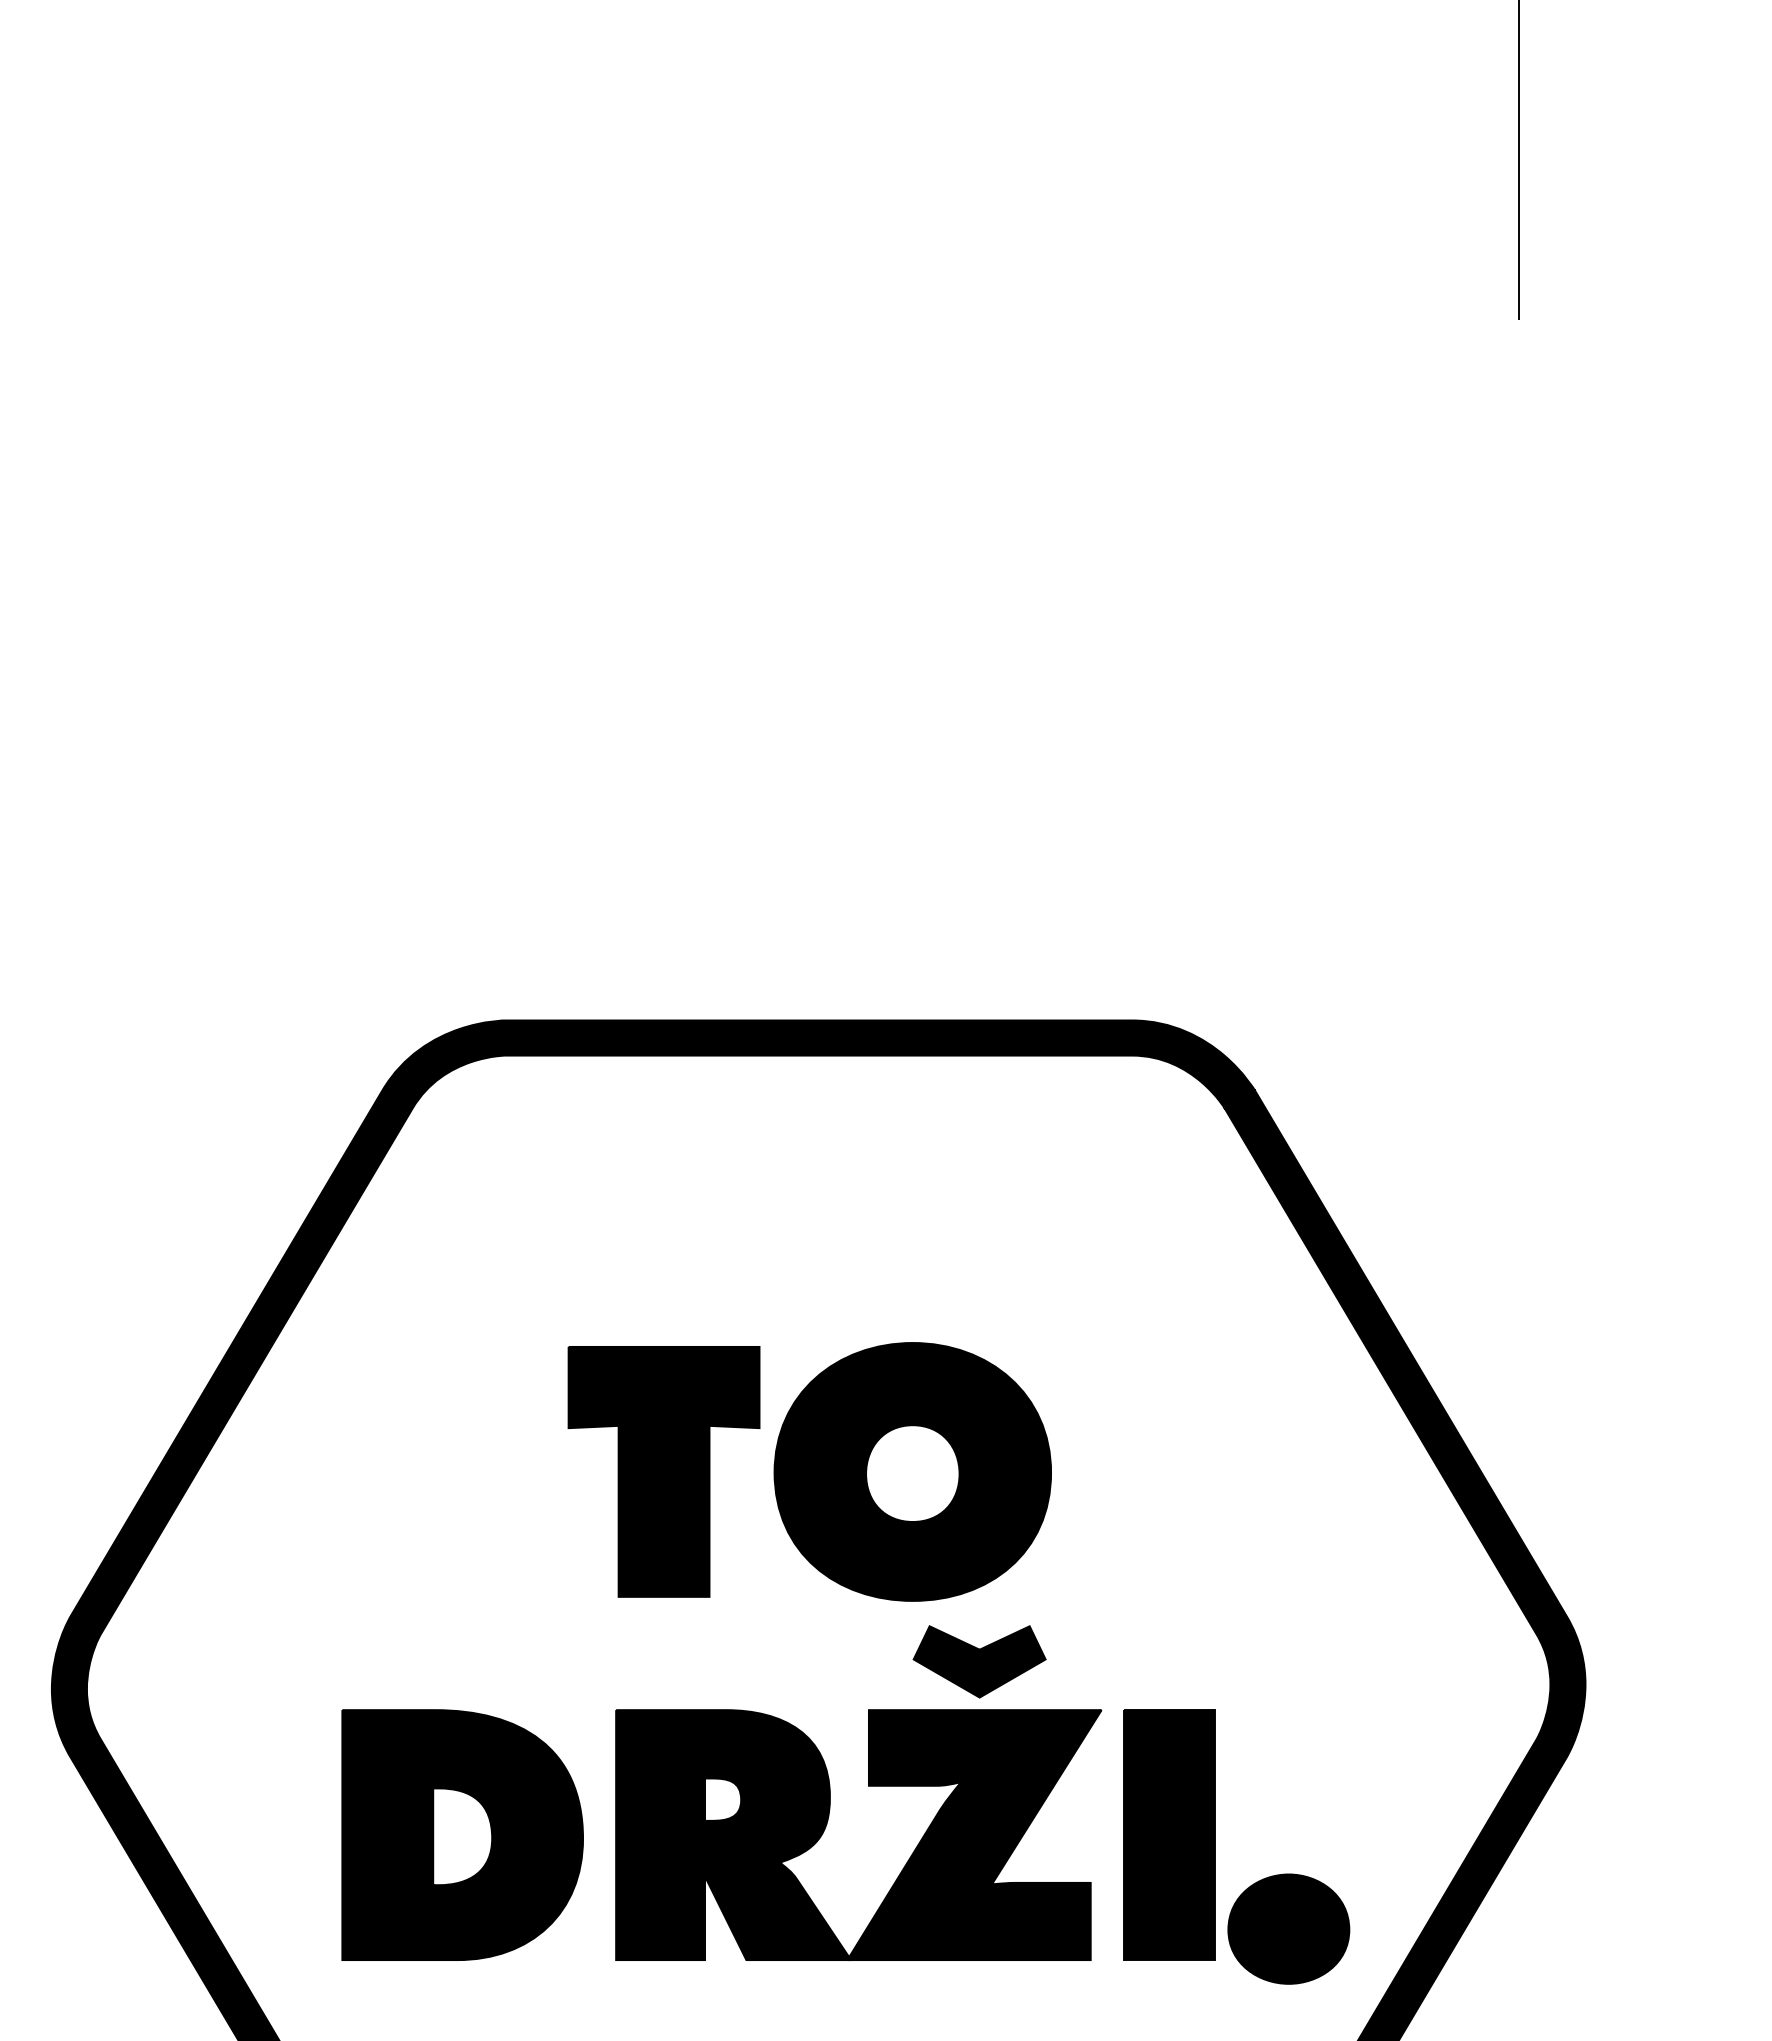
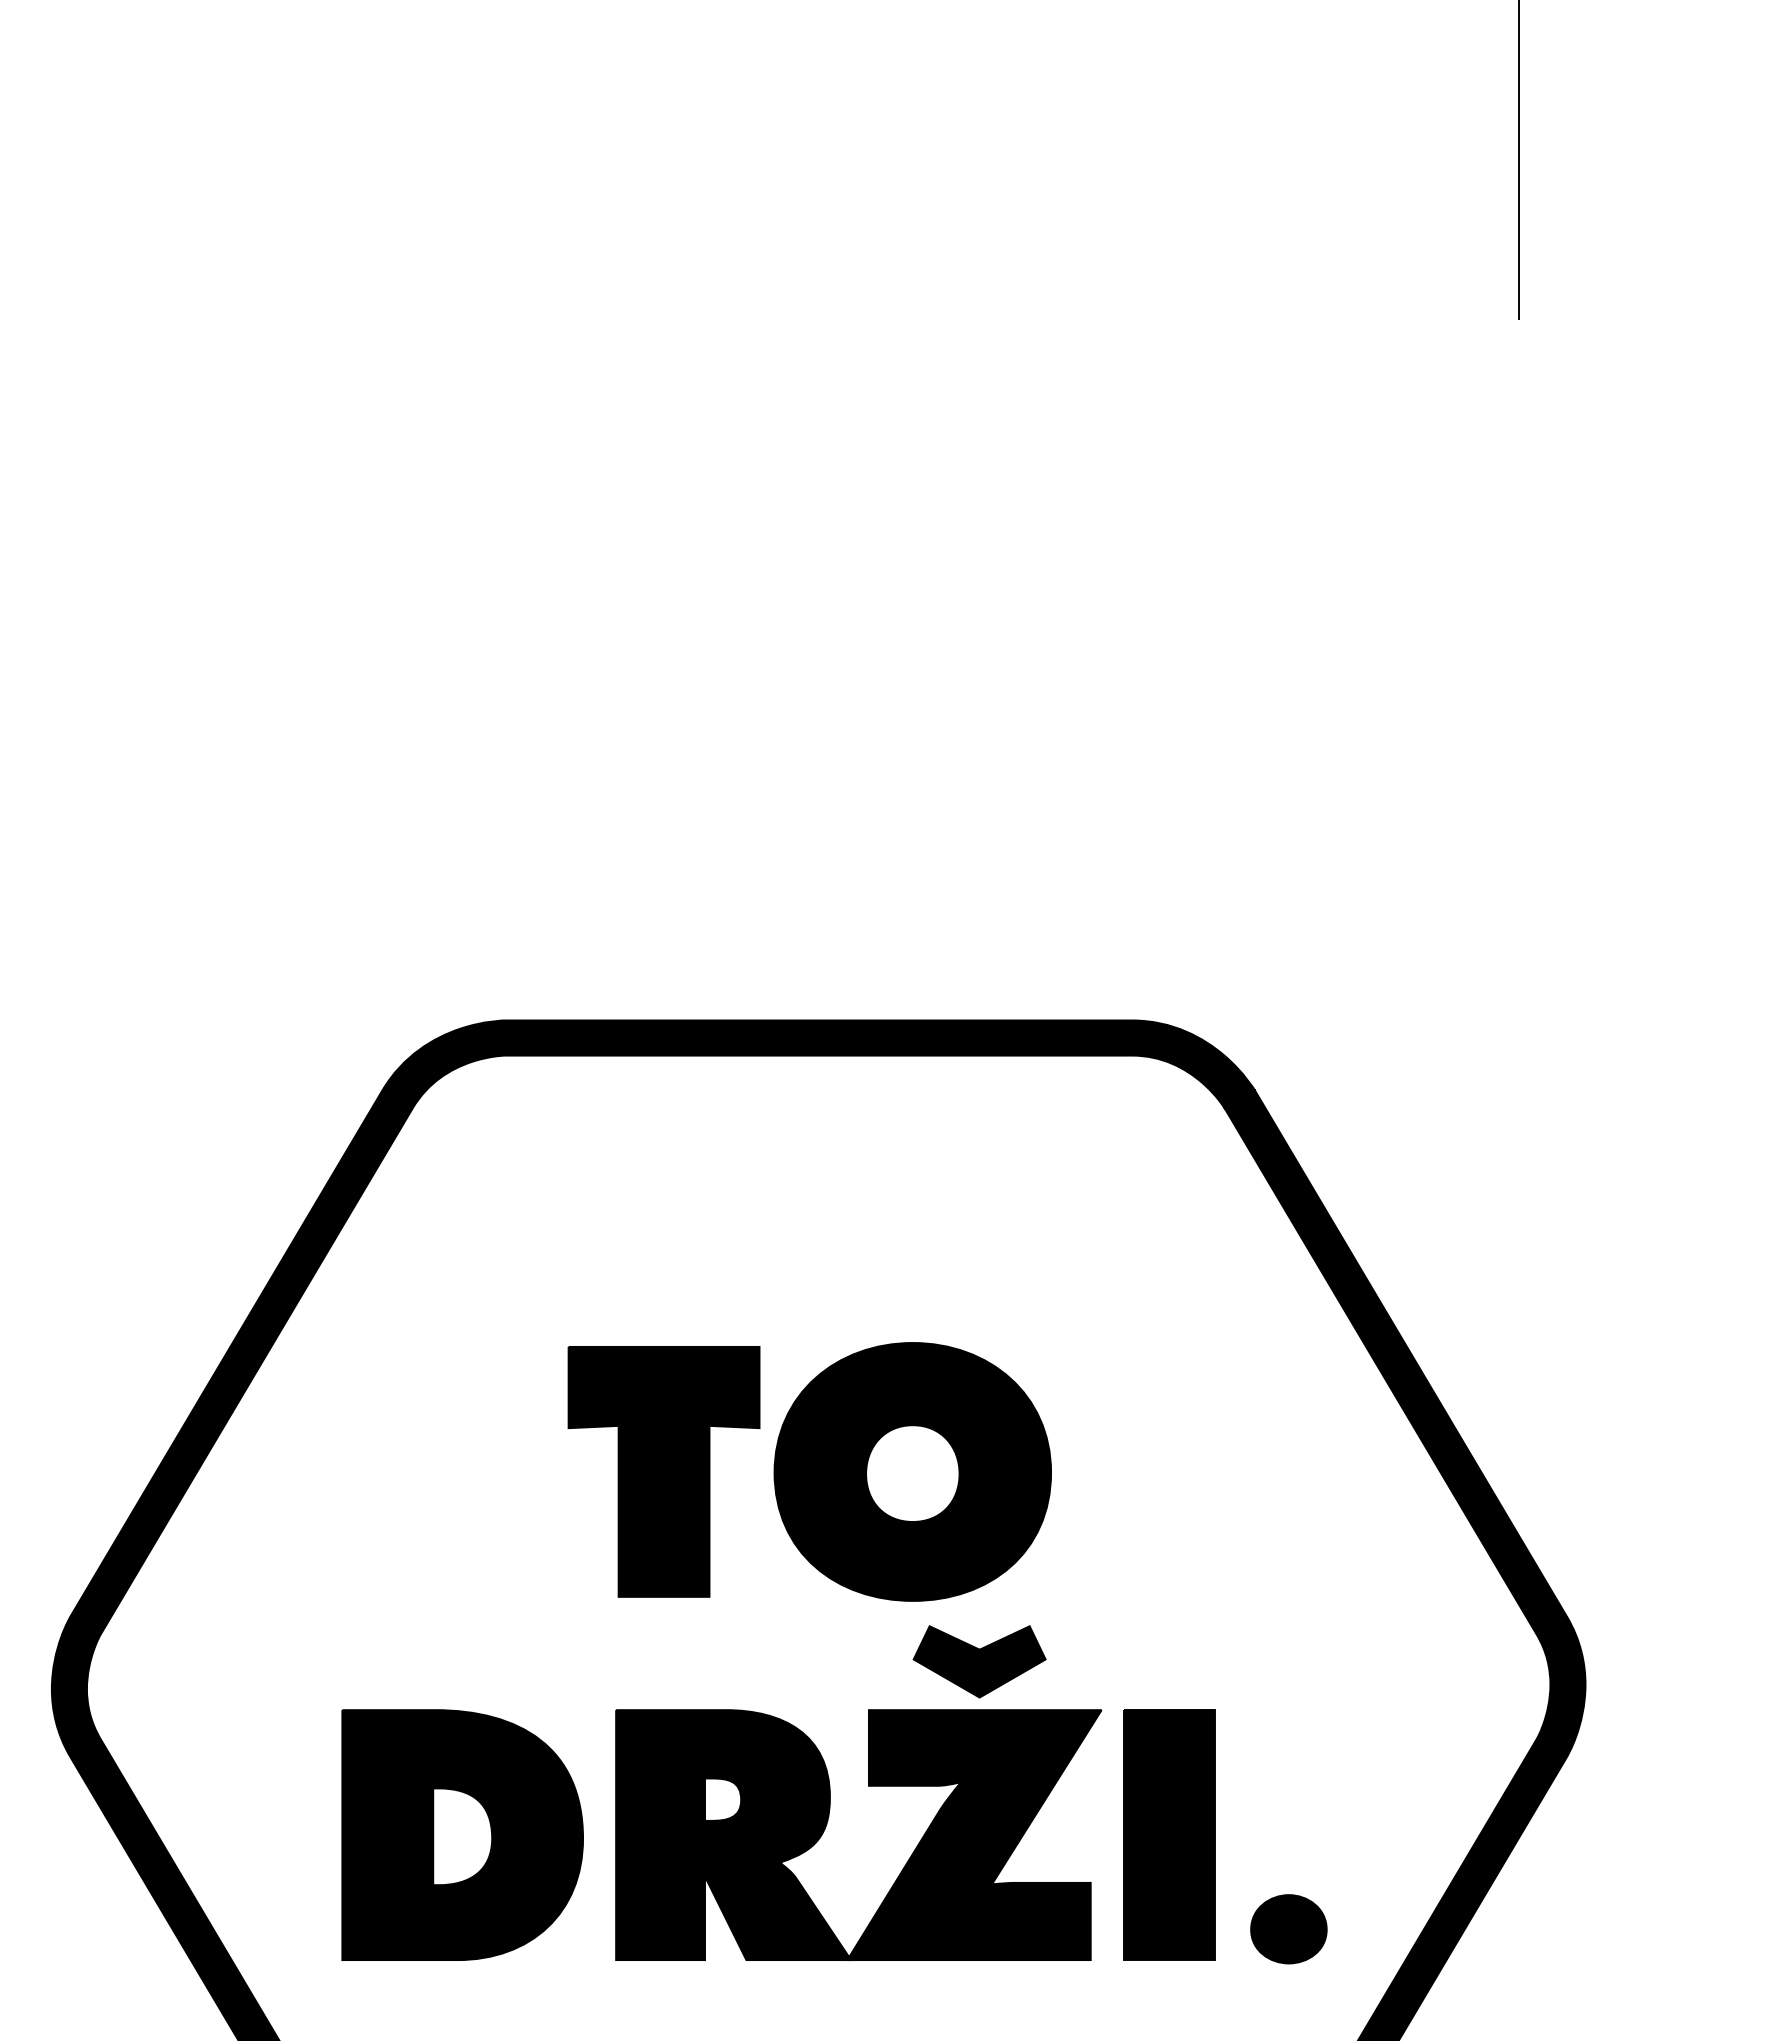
part size: 124x112 px -> 78x71 px (1288, 1929)
